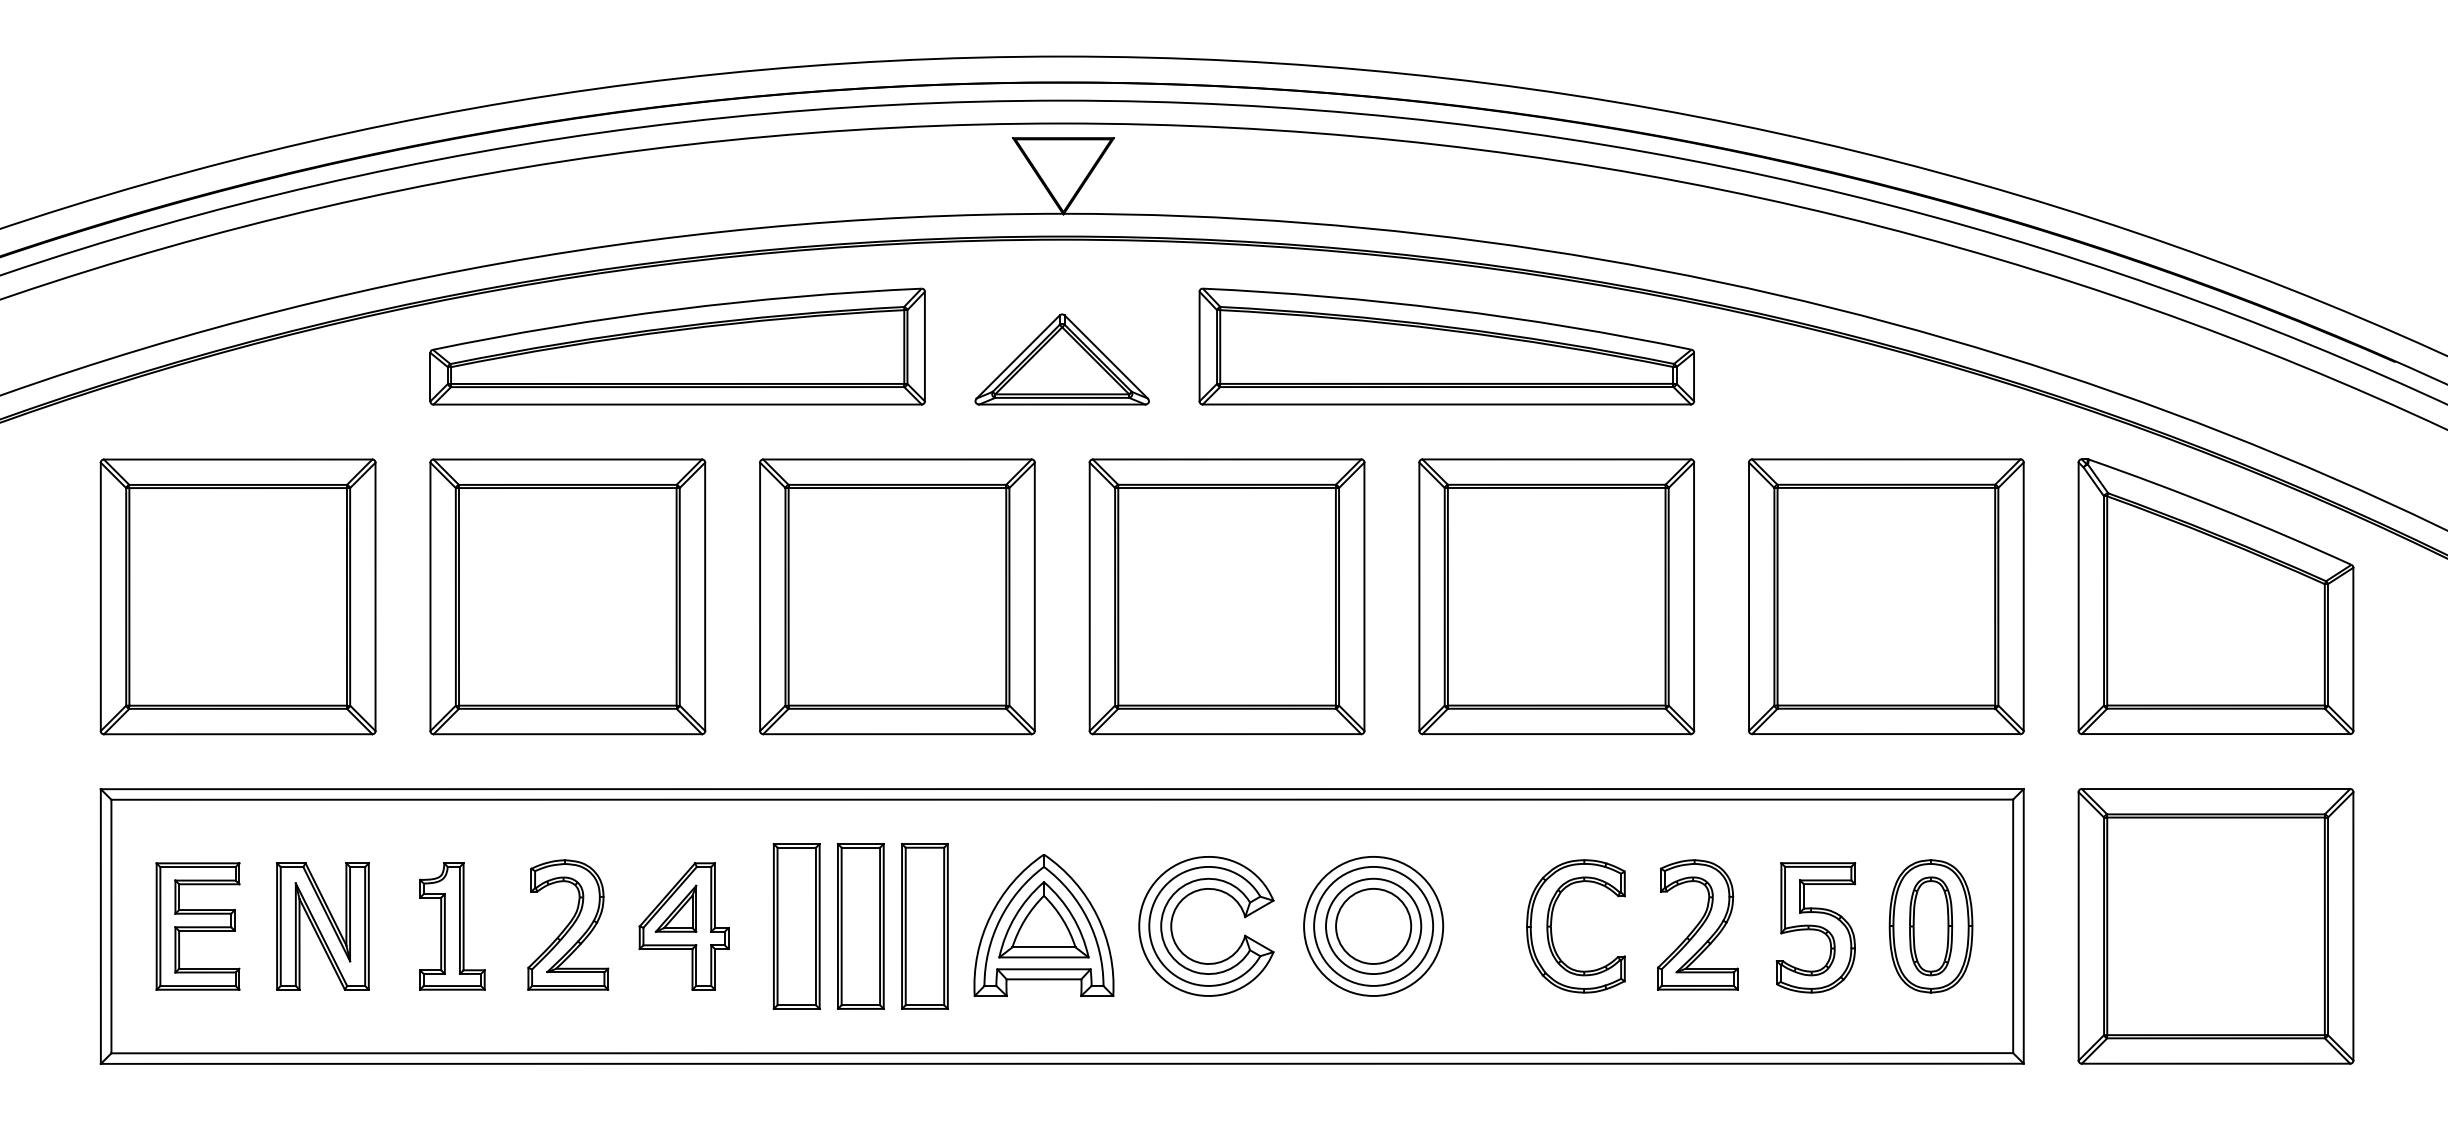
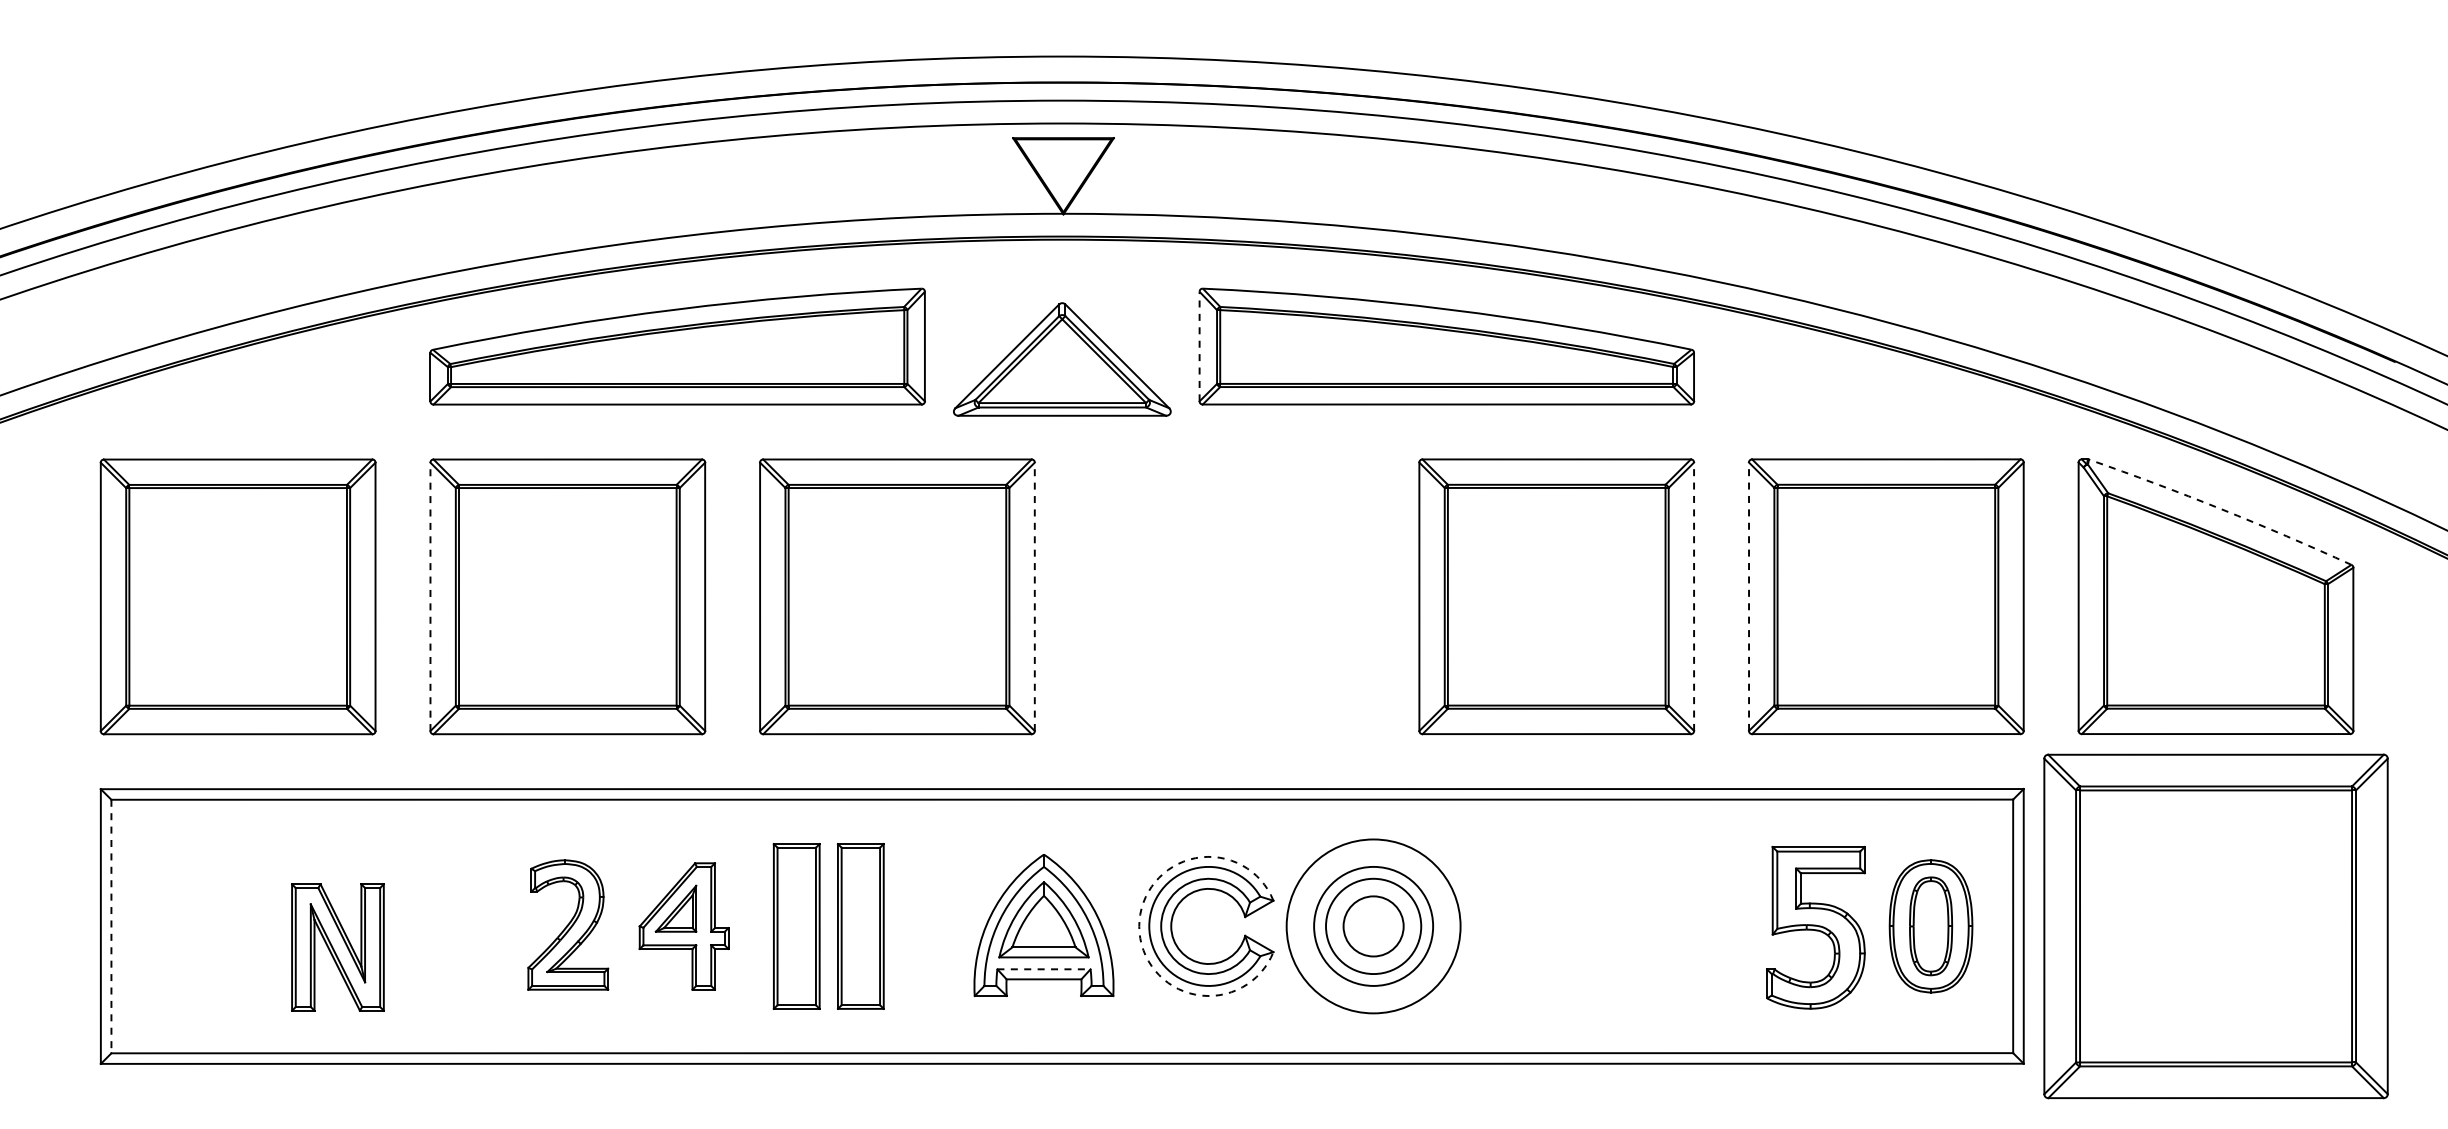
line: solid -> dashed (1199, 346)
part size: 176x93 px -> 219x115 px (1062, 359)
arc: solid -> dashed (2221, 509)
line: solid -> dashed (430, 596)
line: solid -> dashed (1034, 596)
part: present -> none (1226, 596)
line: solid -> dashed (1694, 596)
line: solid -> dashed (1749, 596)
part: present -> none (1552, 921)
part: present -> none (1697, 924)
circle diameter: 139 px -> 174 px (1373, 926)
part size: 278x278 px -> 346x347 px (2215, 926)
line: solid -> dashed (111, 926)
part: present -> none (197, 926)
part position: (322, 926) -> (337, 947) (337, 947)
part: present -> none (452, 926)
part: present -> none (924, 926)
arc: solid -> dashed (1139, 926)
circle diameter: 75 px -> 60 px (1373, 926)
part size: 82x132 px -> 100x165 px (1815, 927)
line: solid -> dashed (1043, 969)
